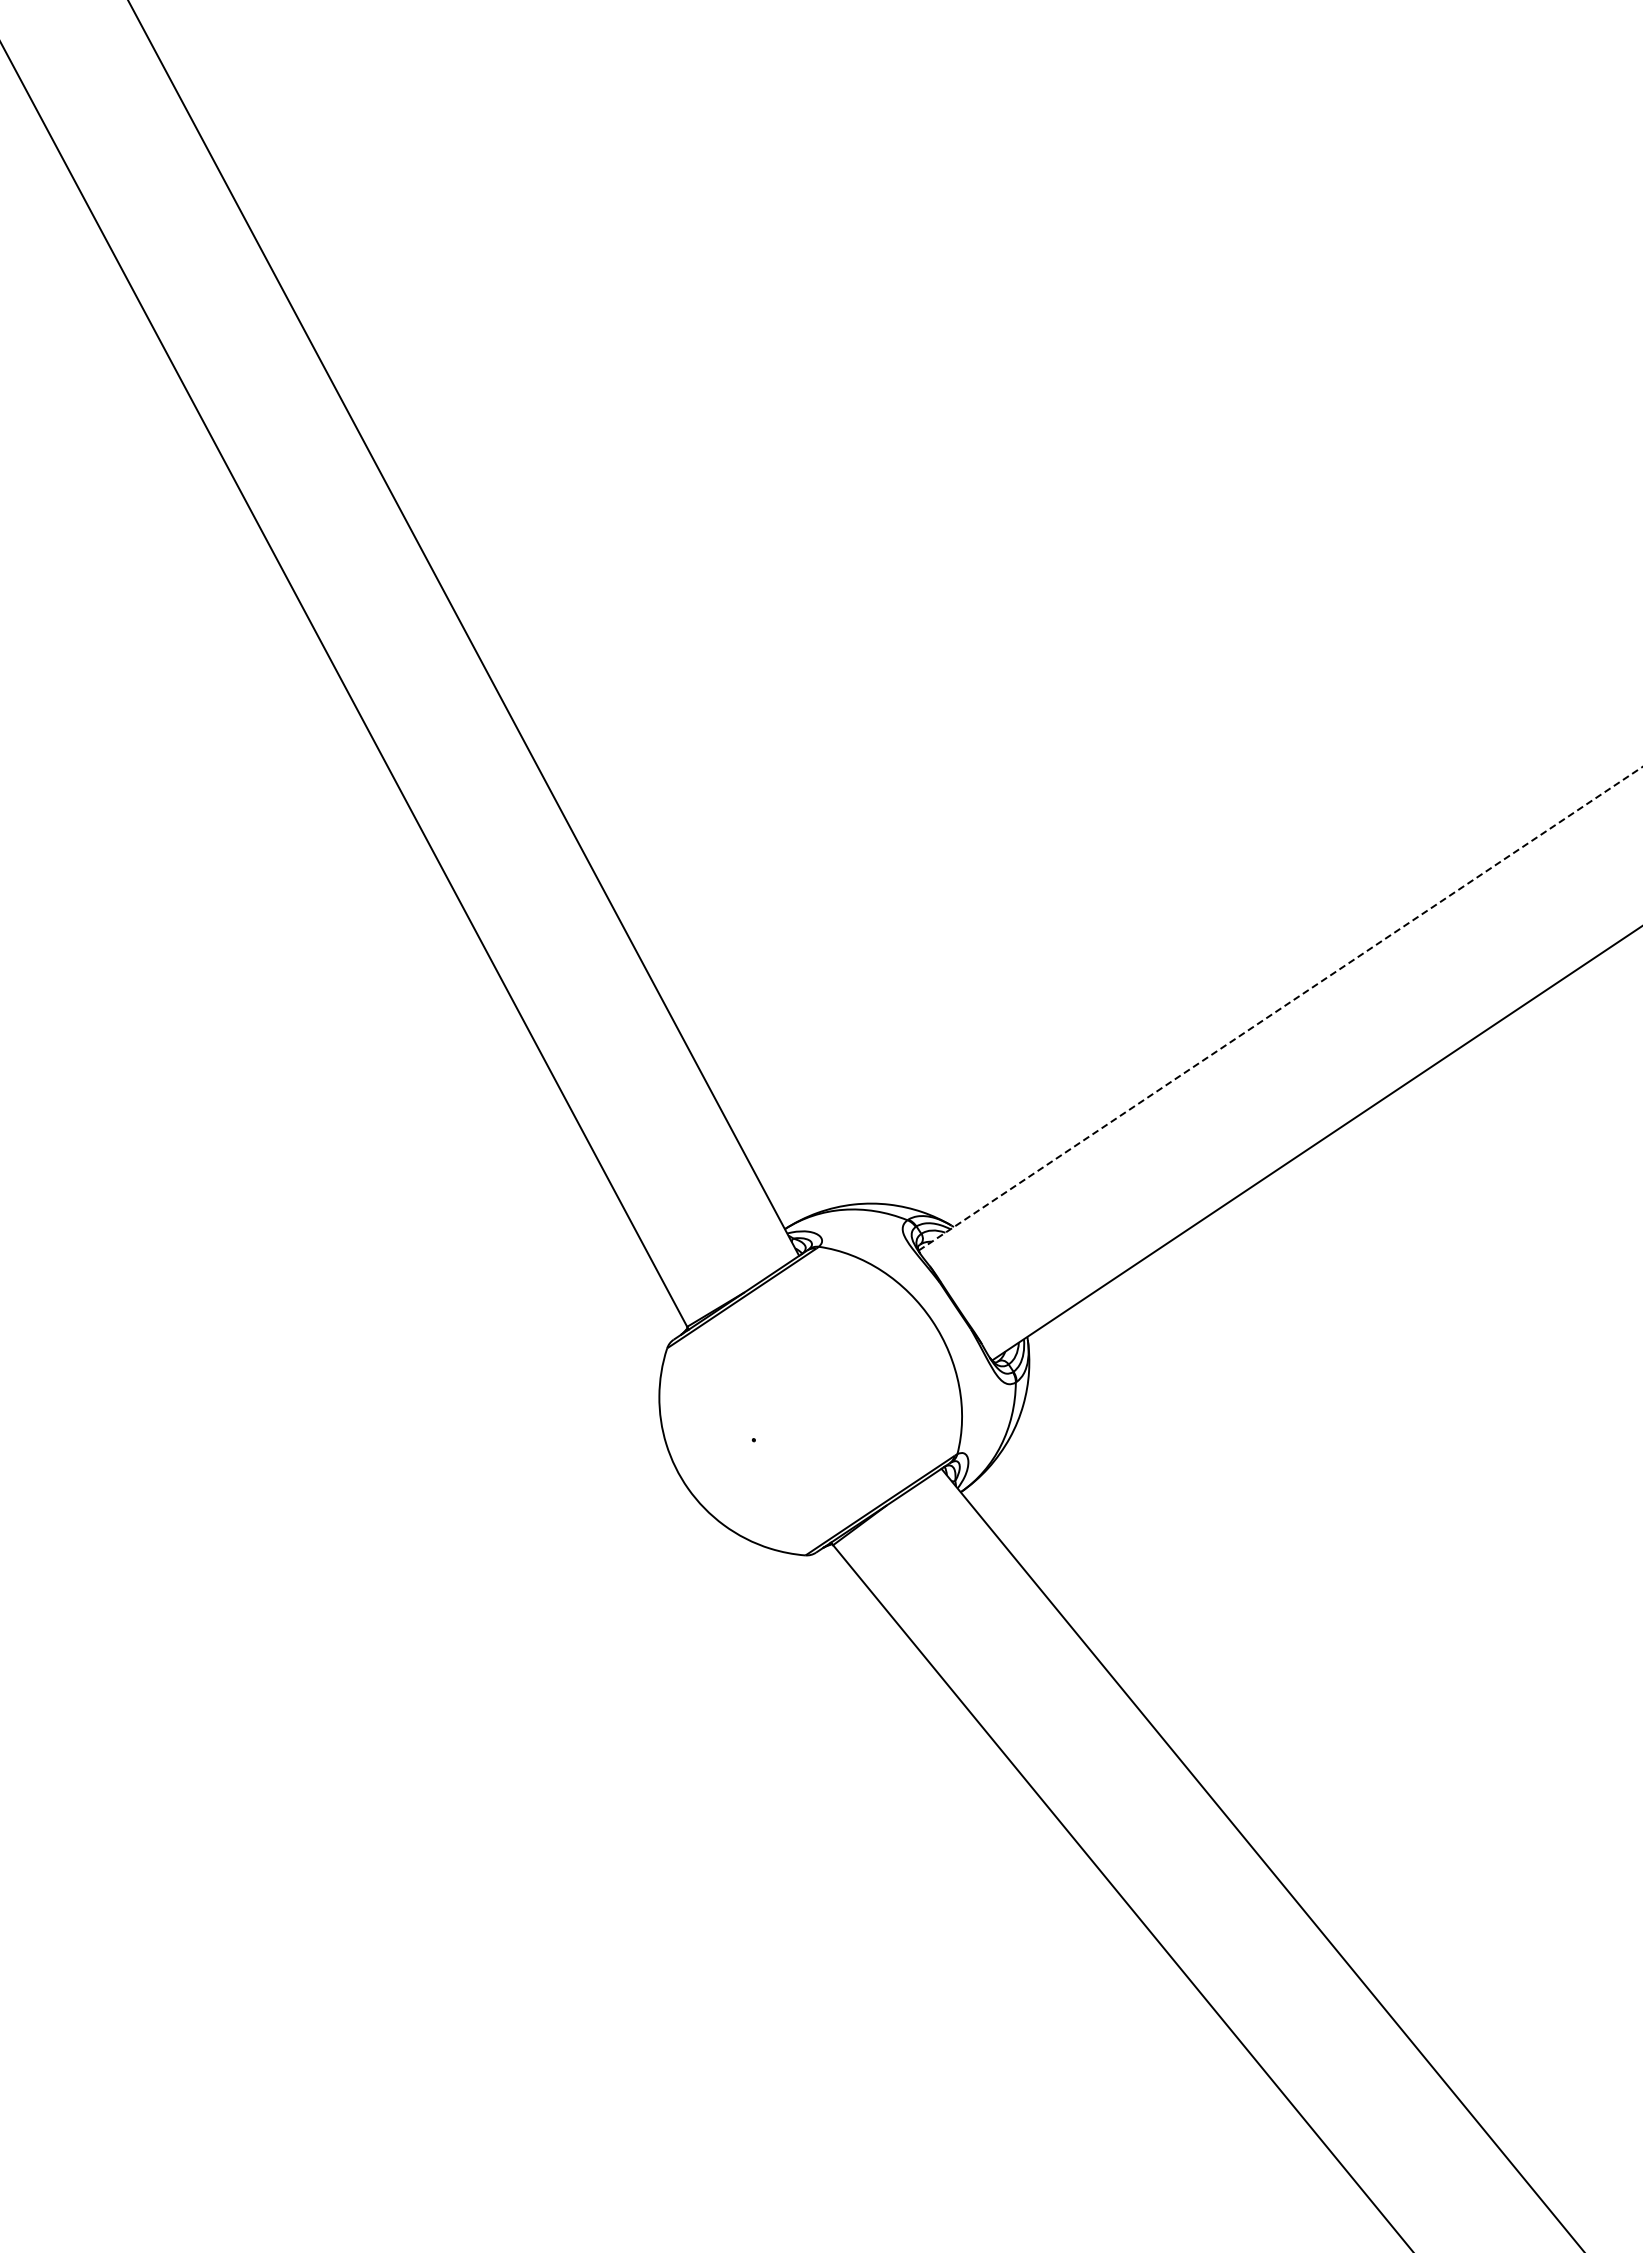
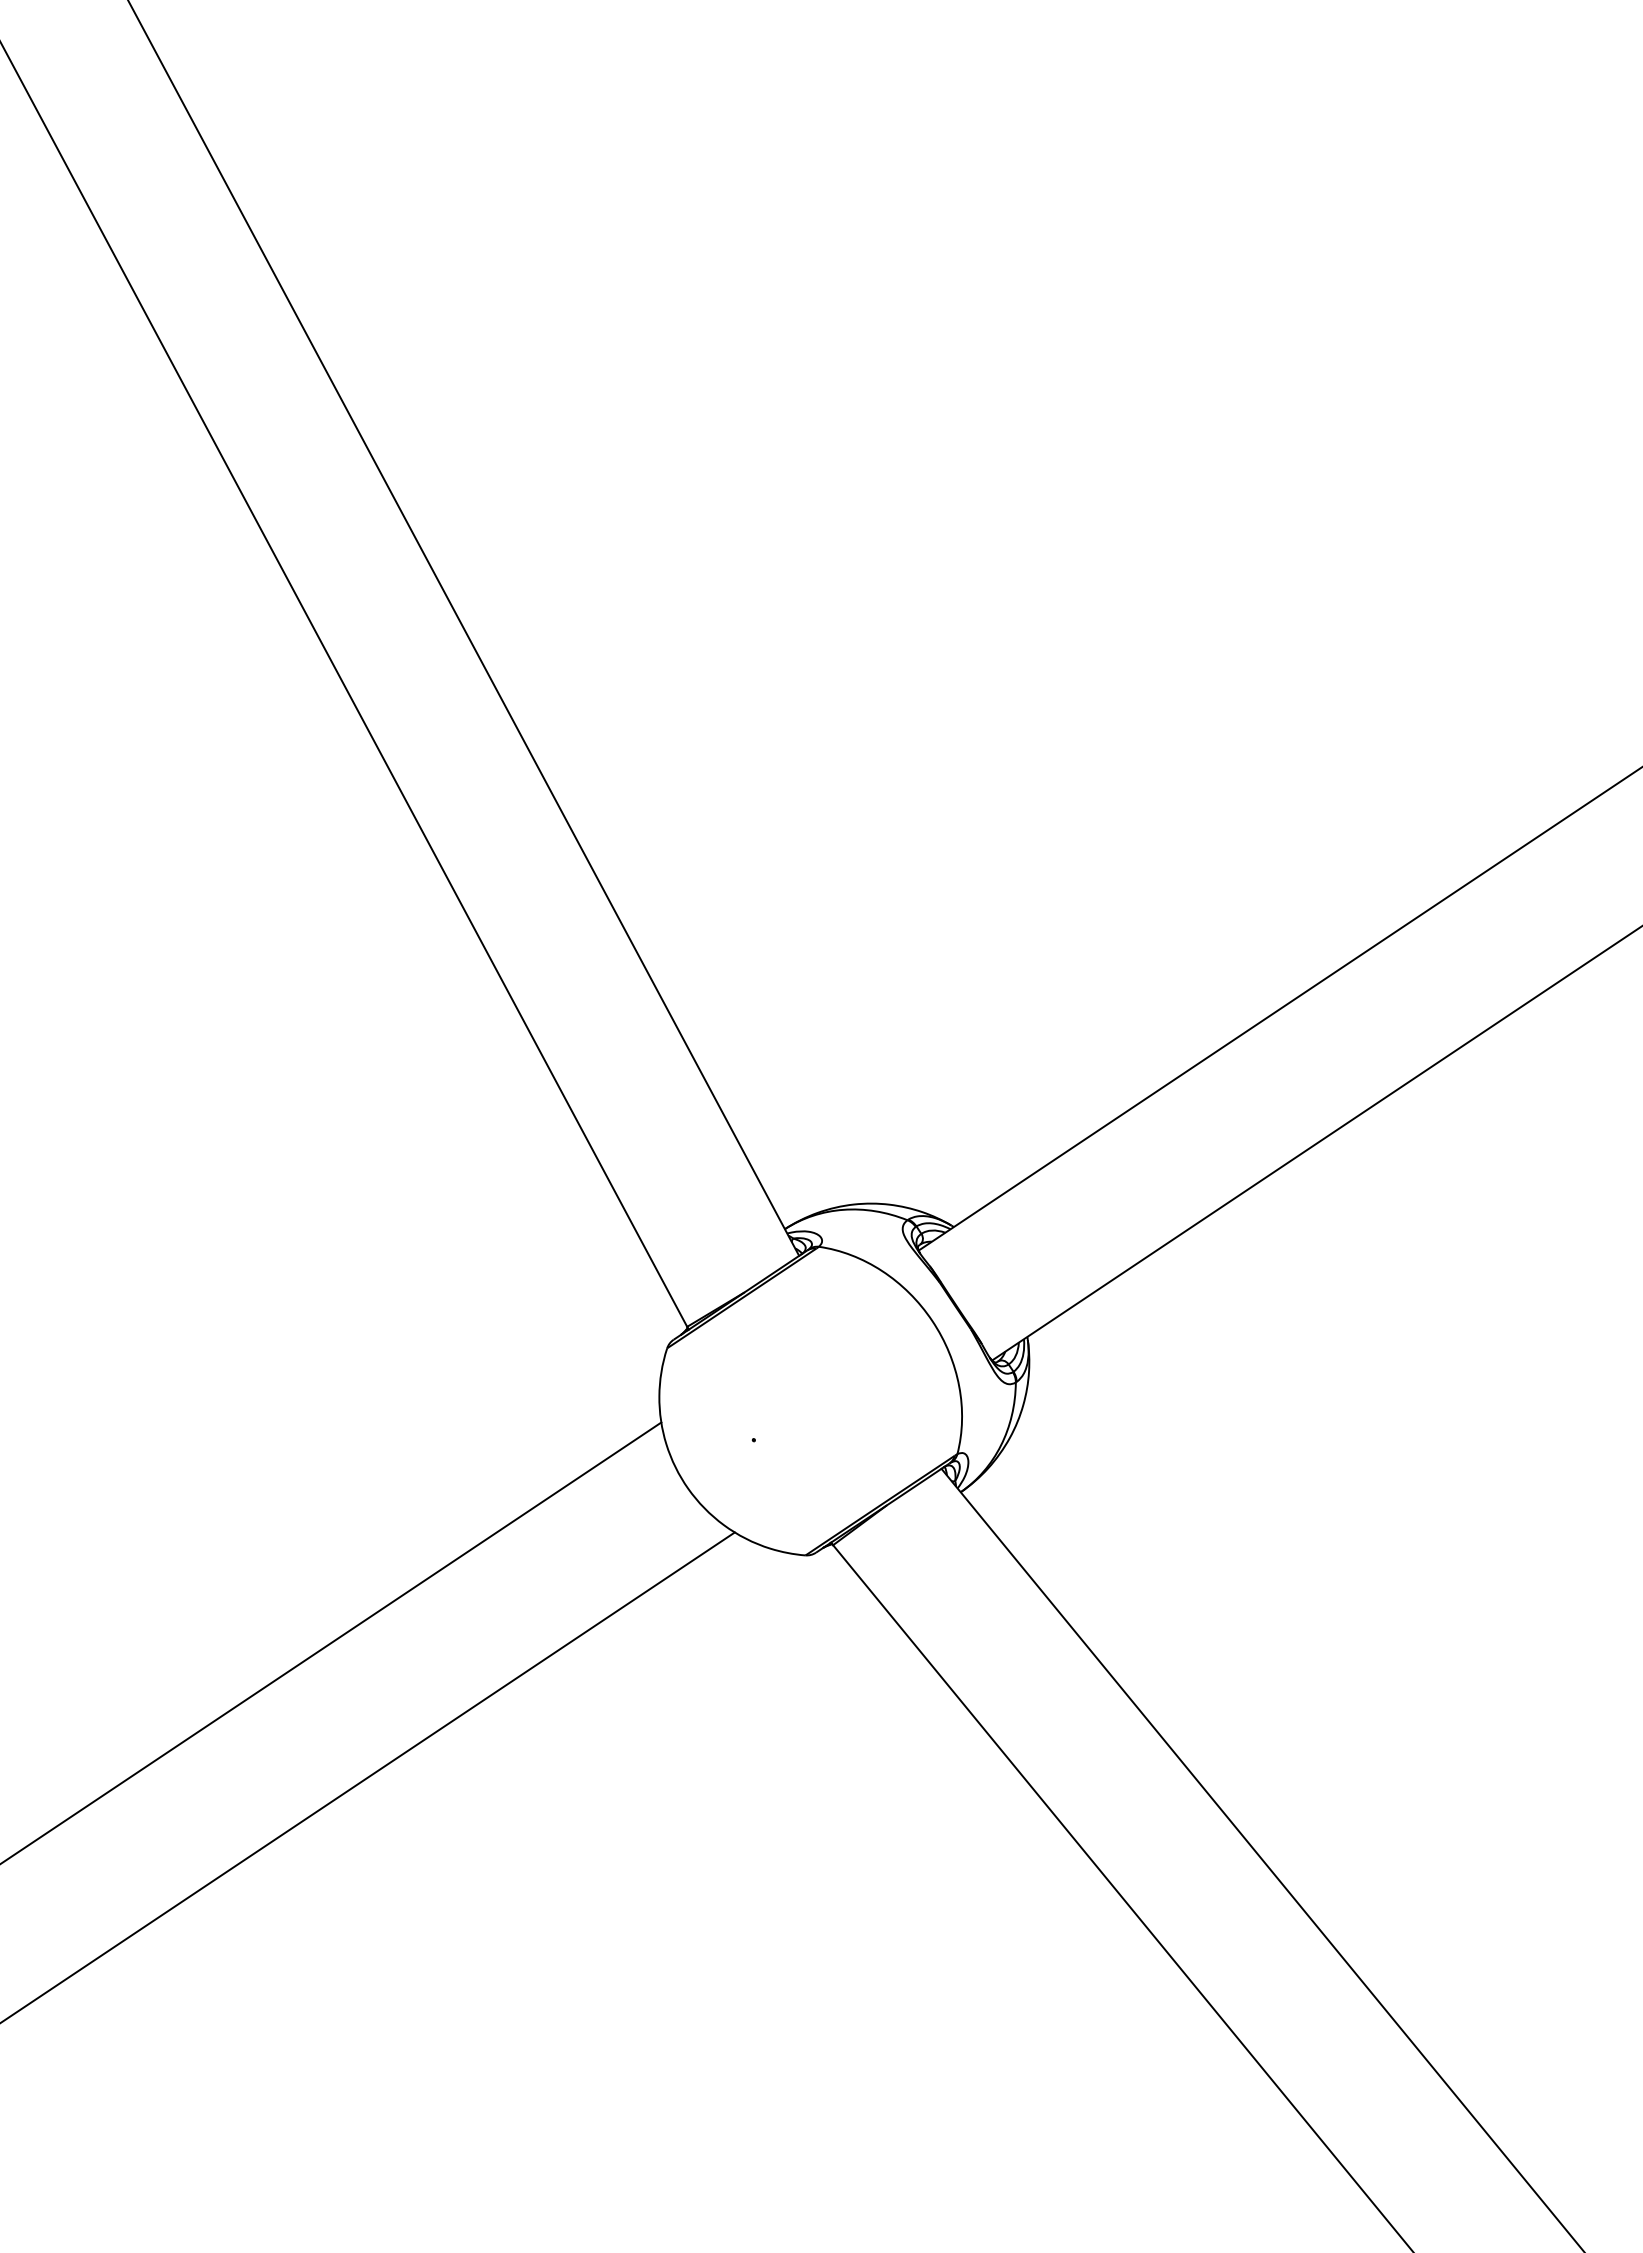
line: dashed -> solid (1281, 1008)
line: none -> present (331, 1642)
line: none -> present (368, 1776)
